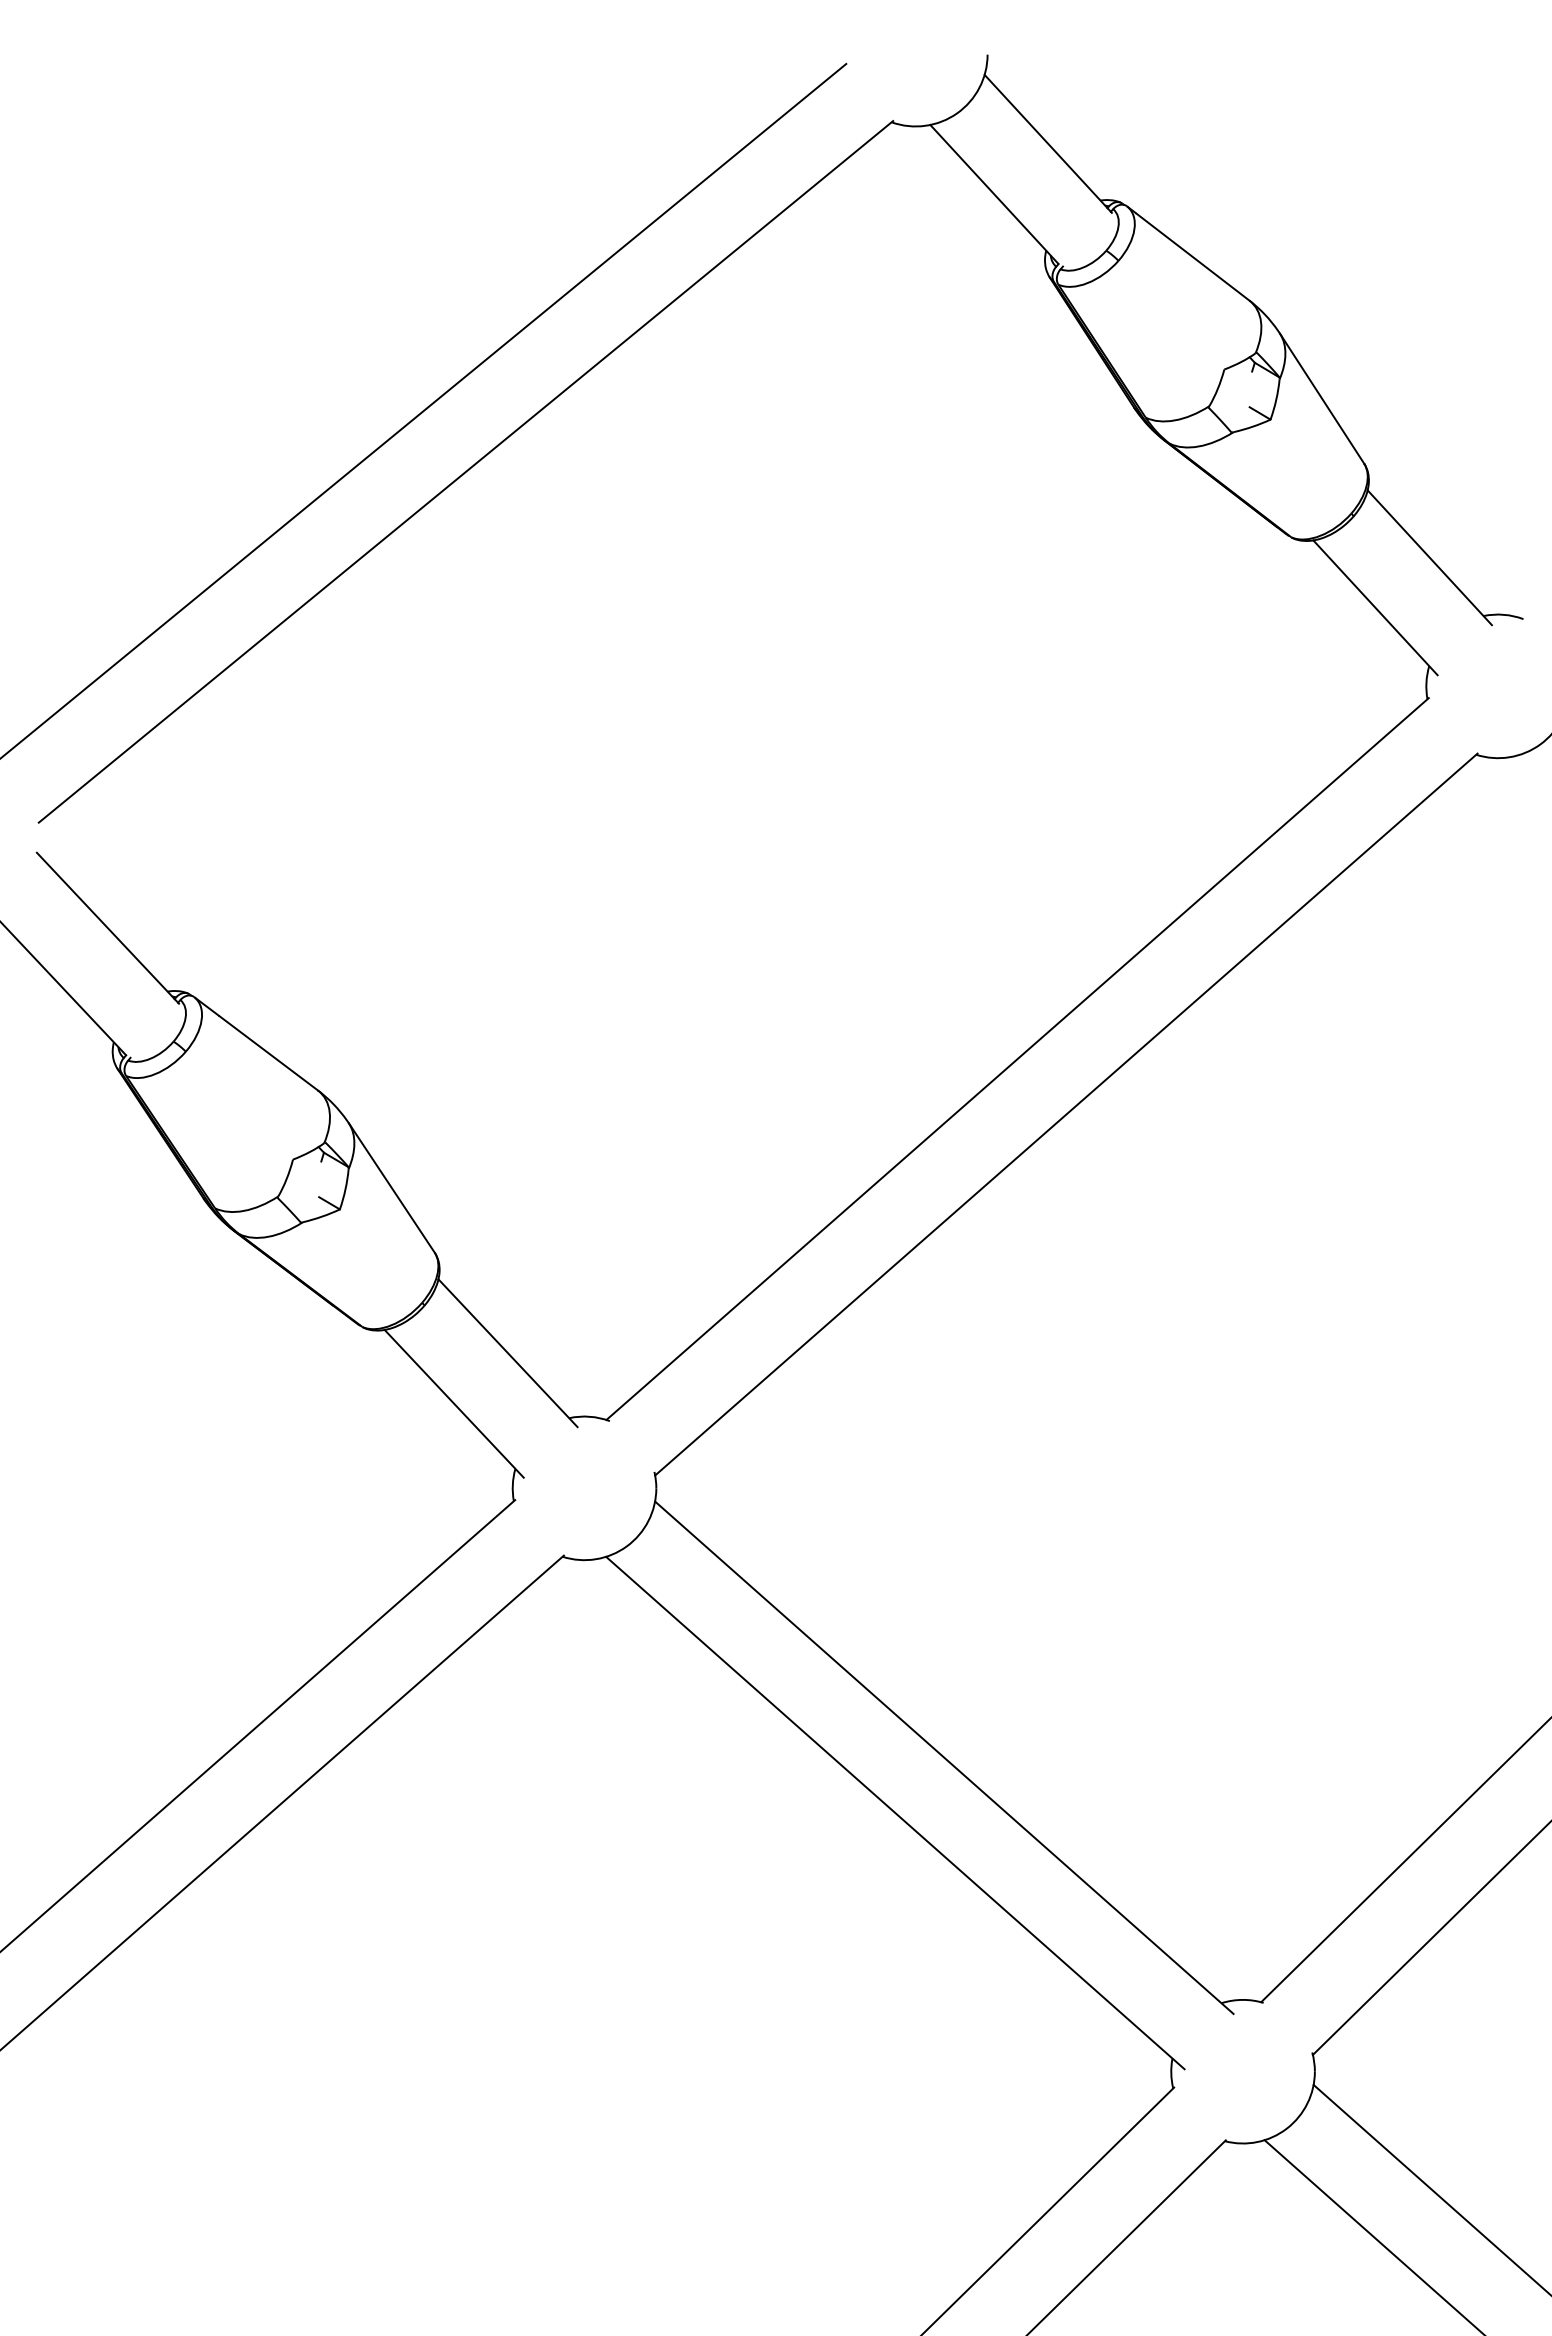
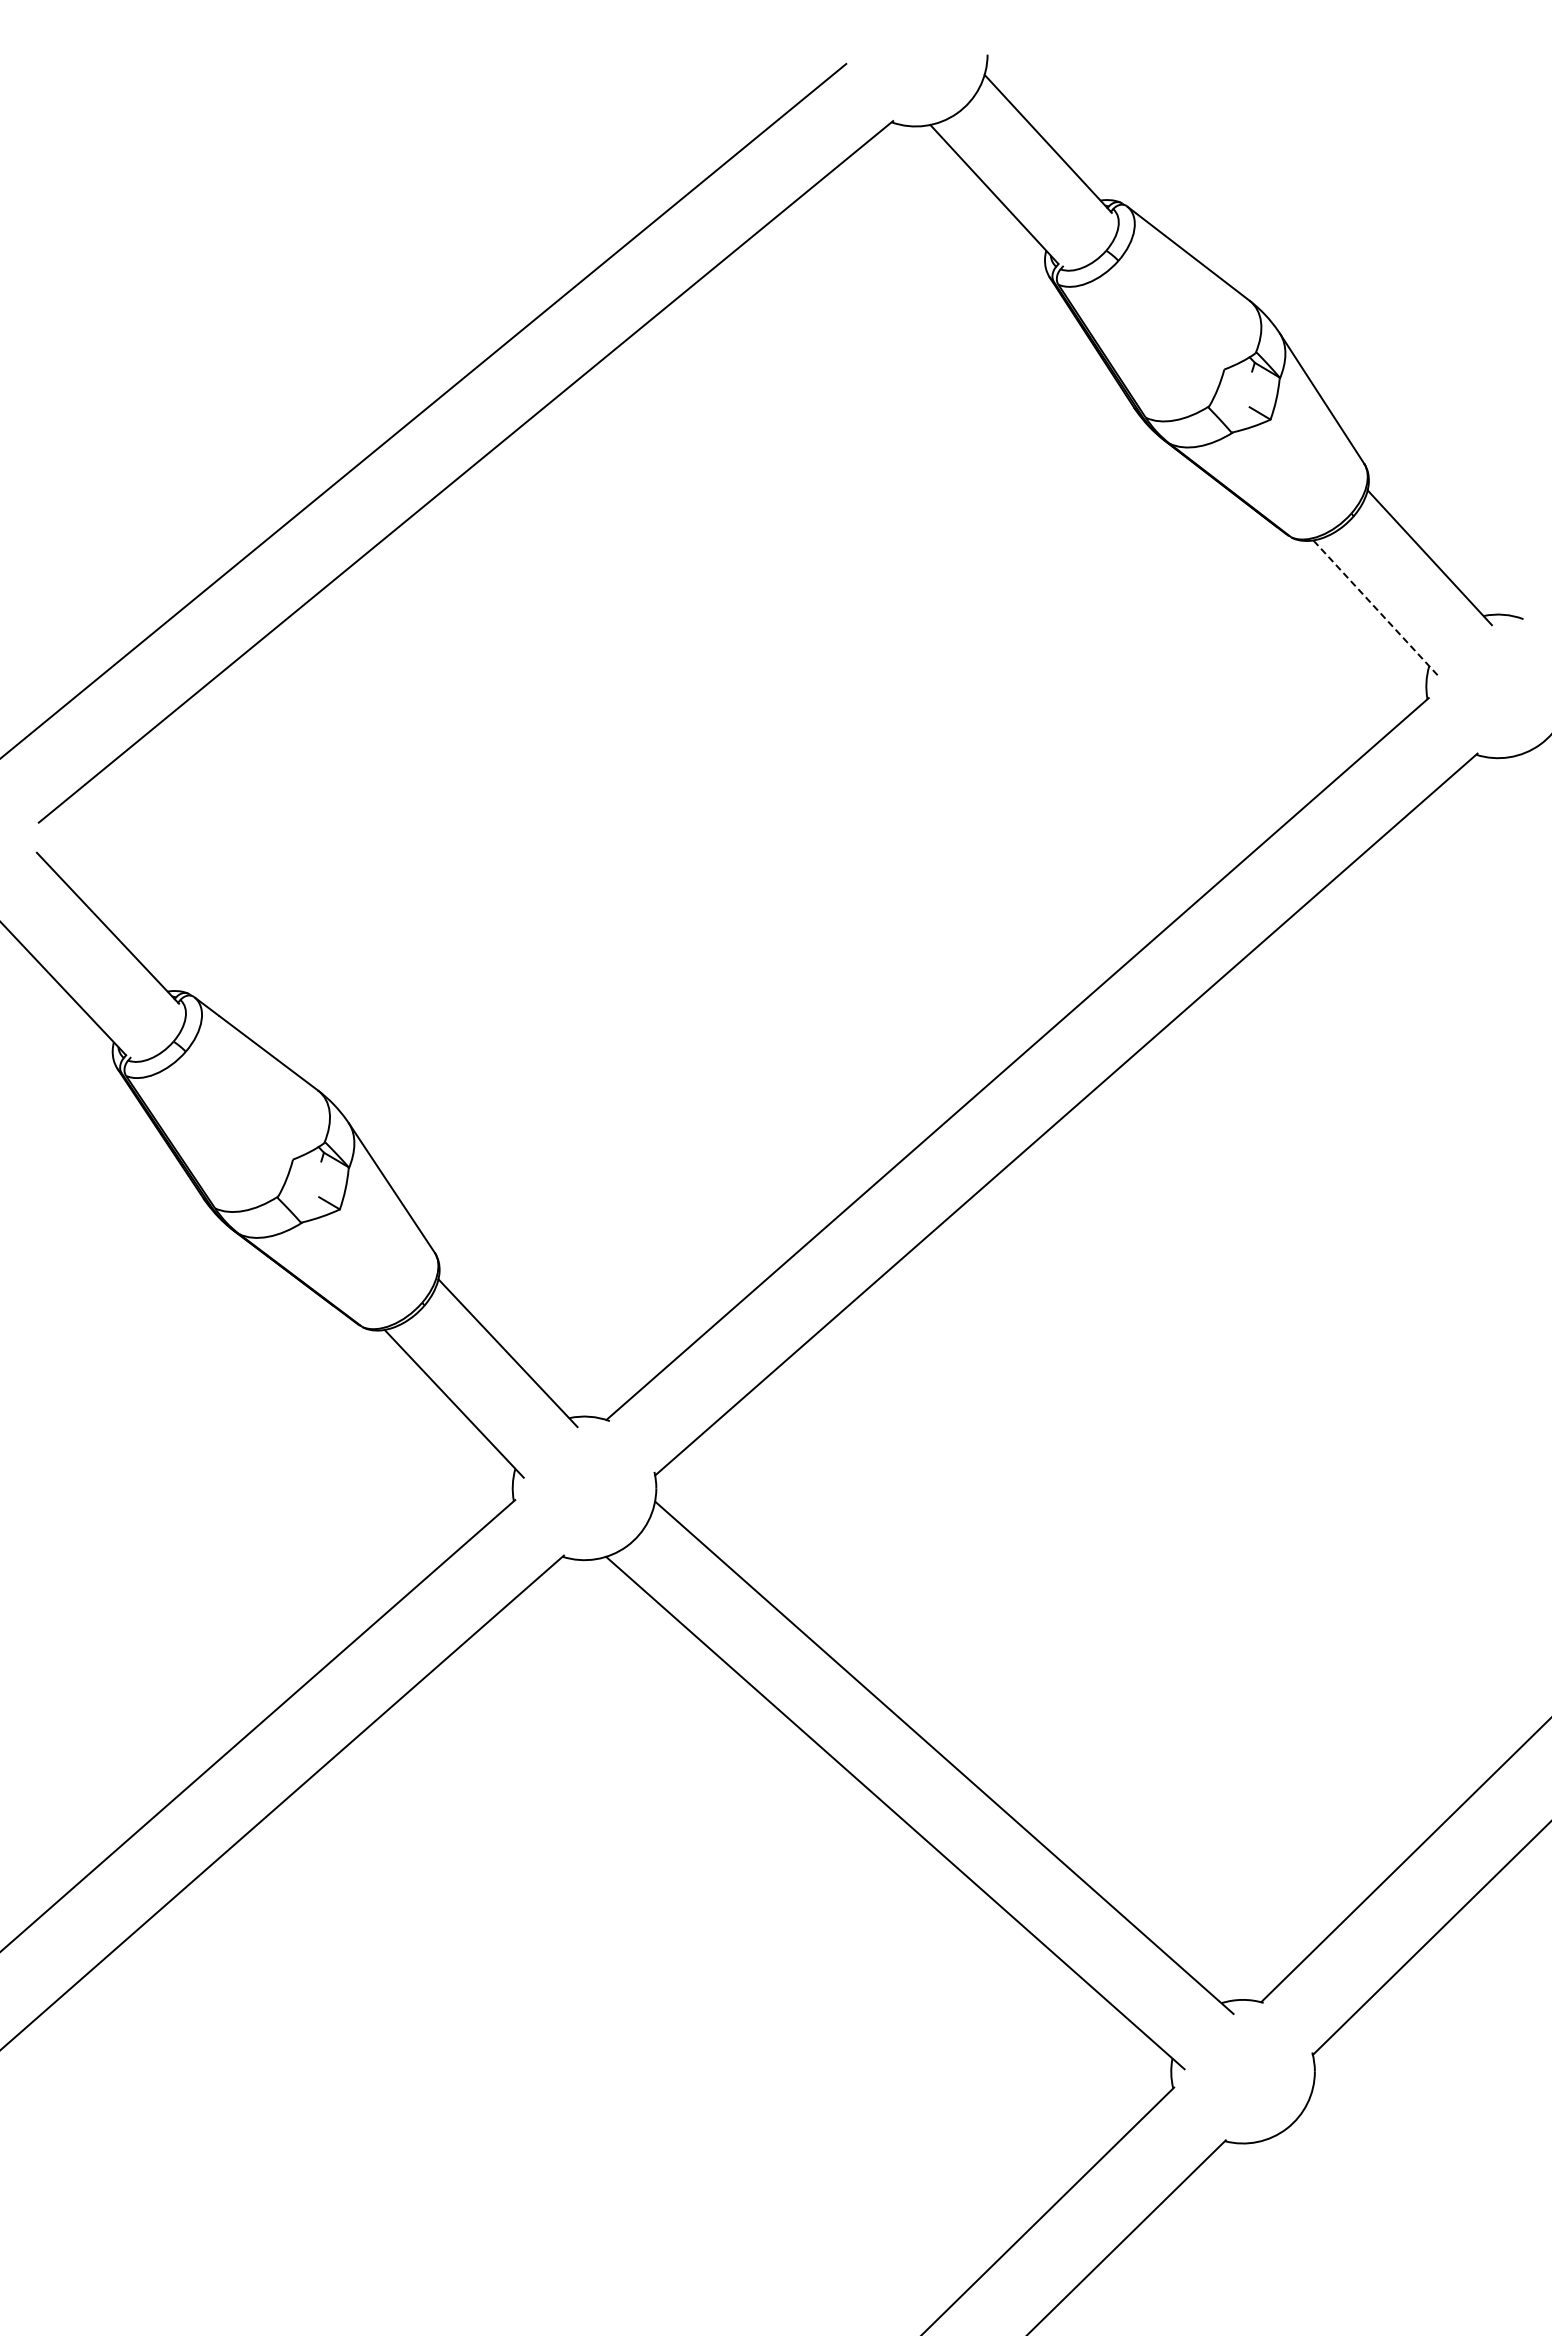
line: solid -> dashed (1375, 607)
line: present -> none (1430, 2188)
line: present -> none (1372, 2236)
